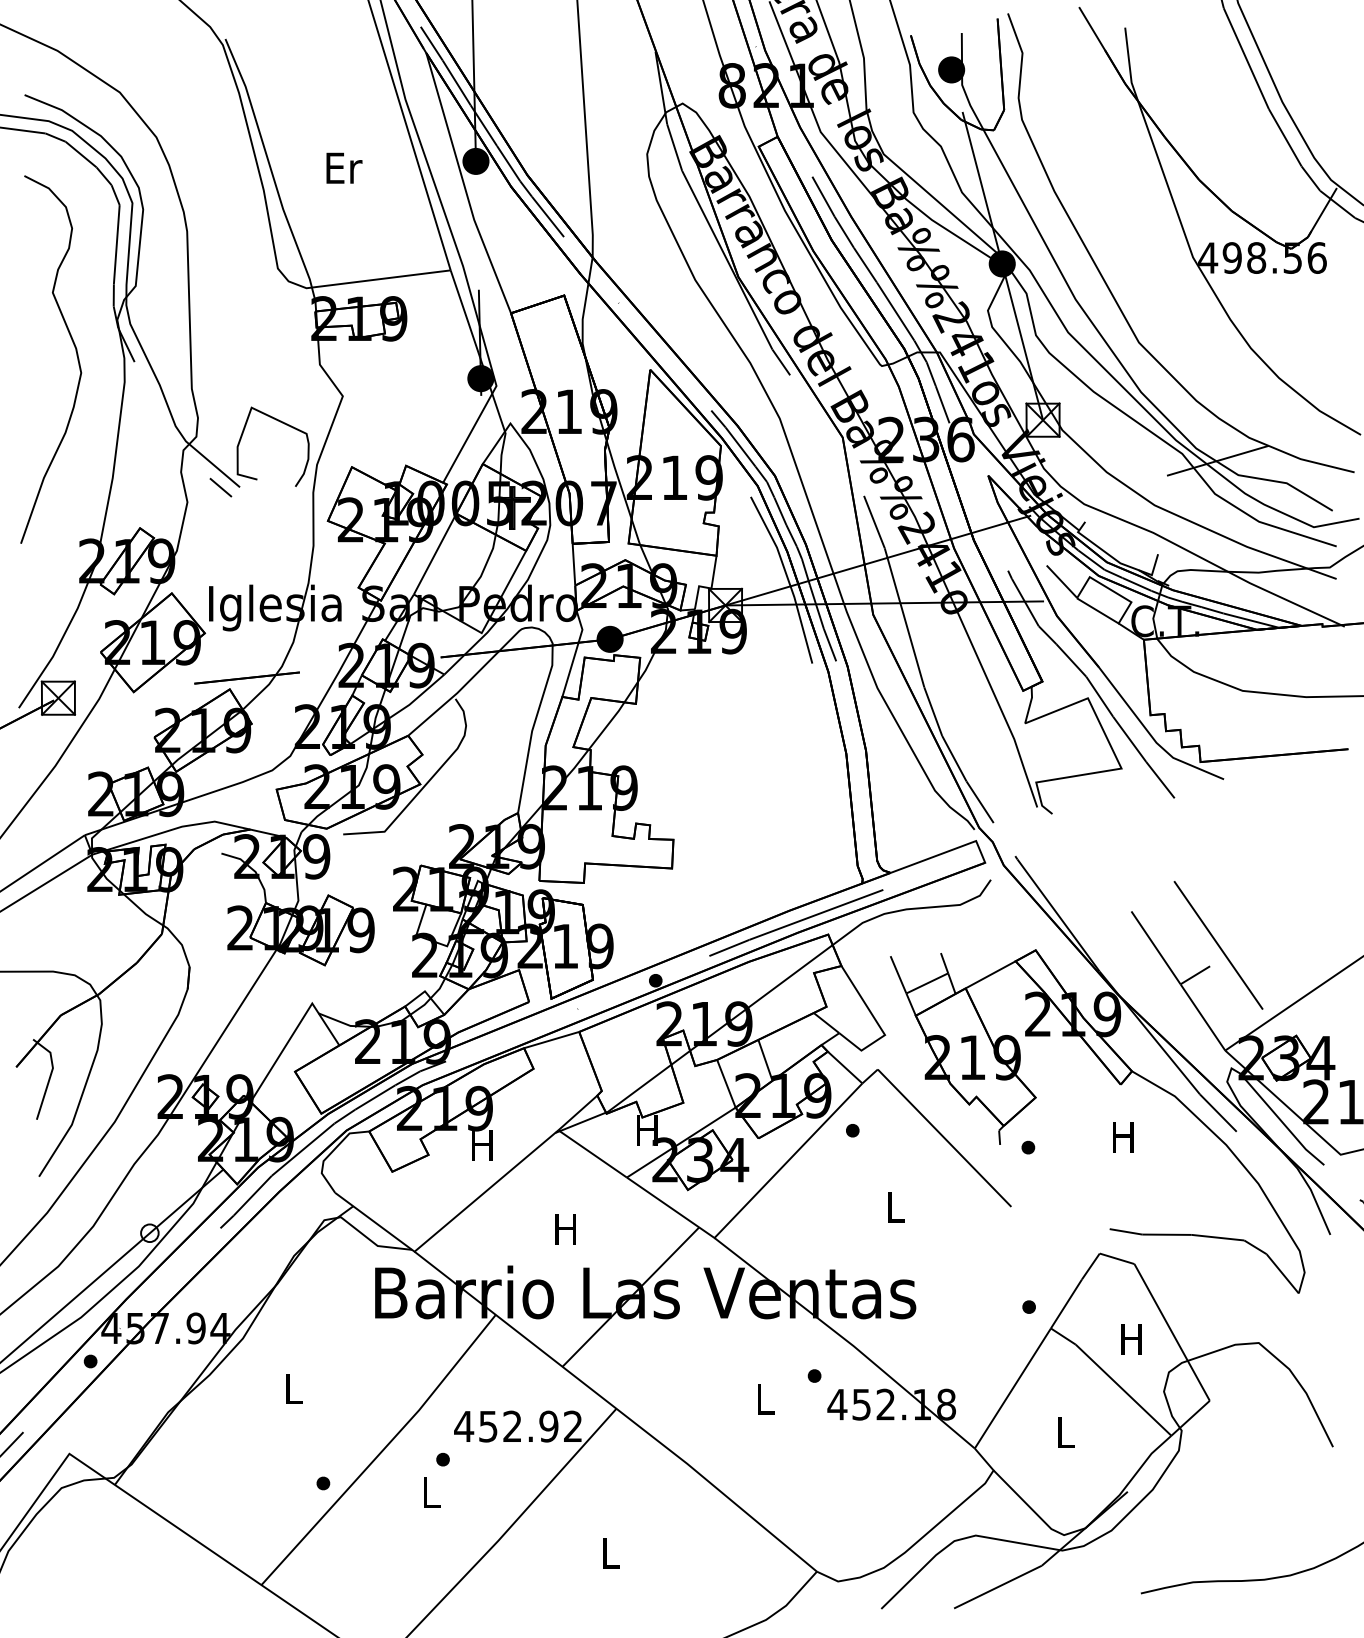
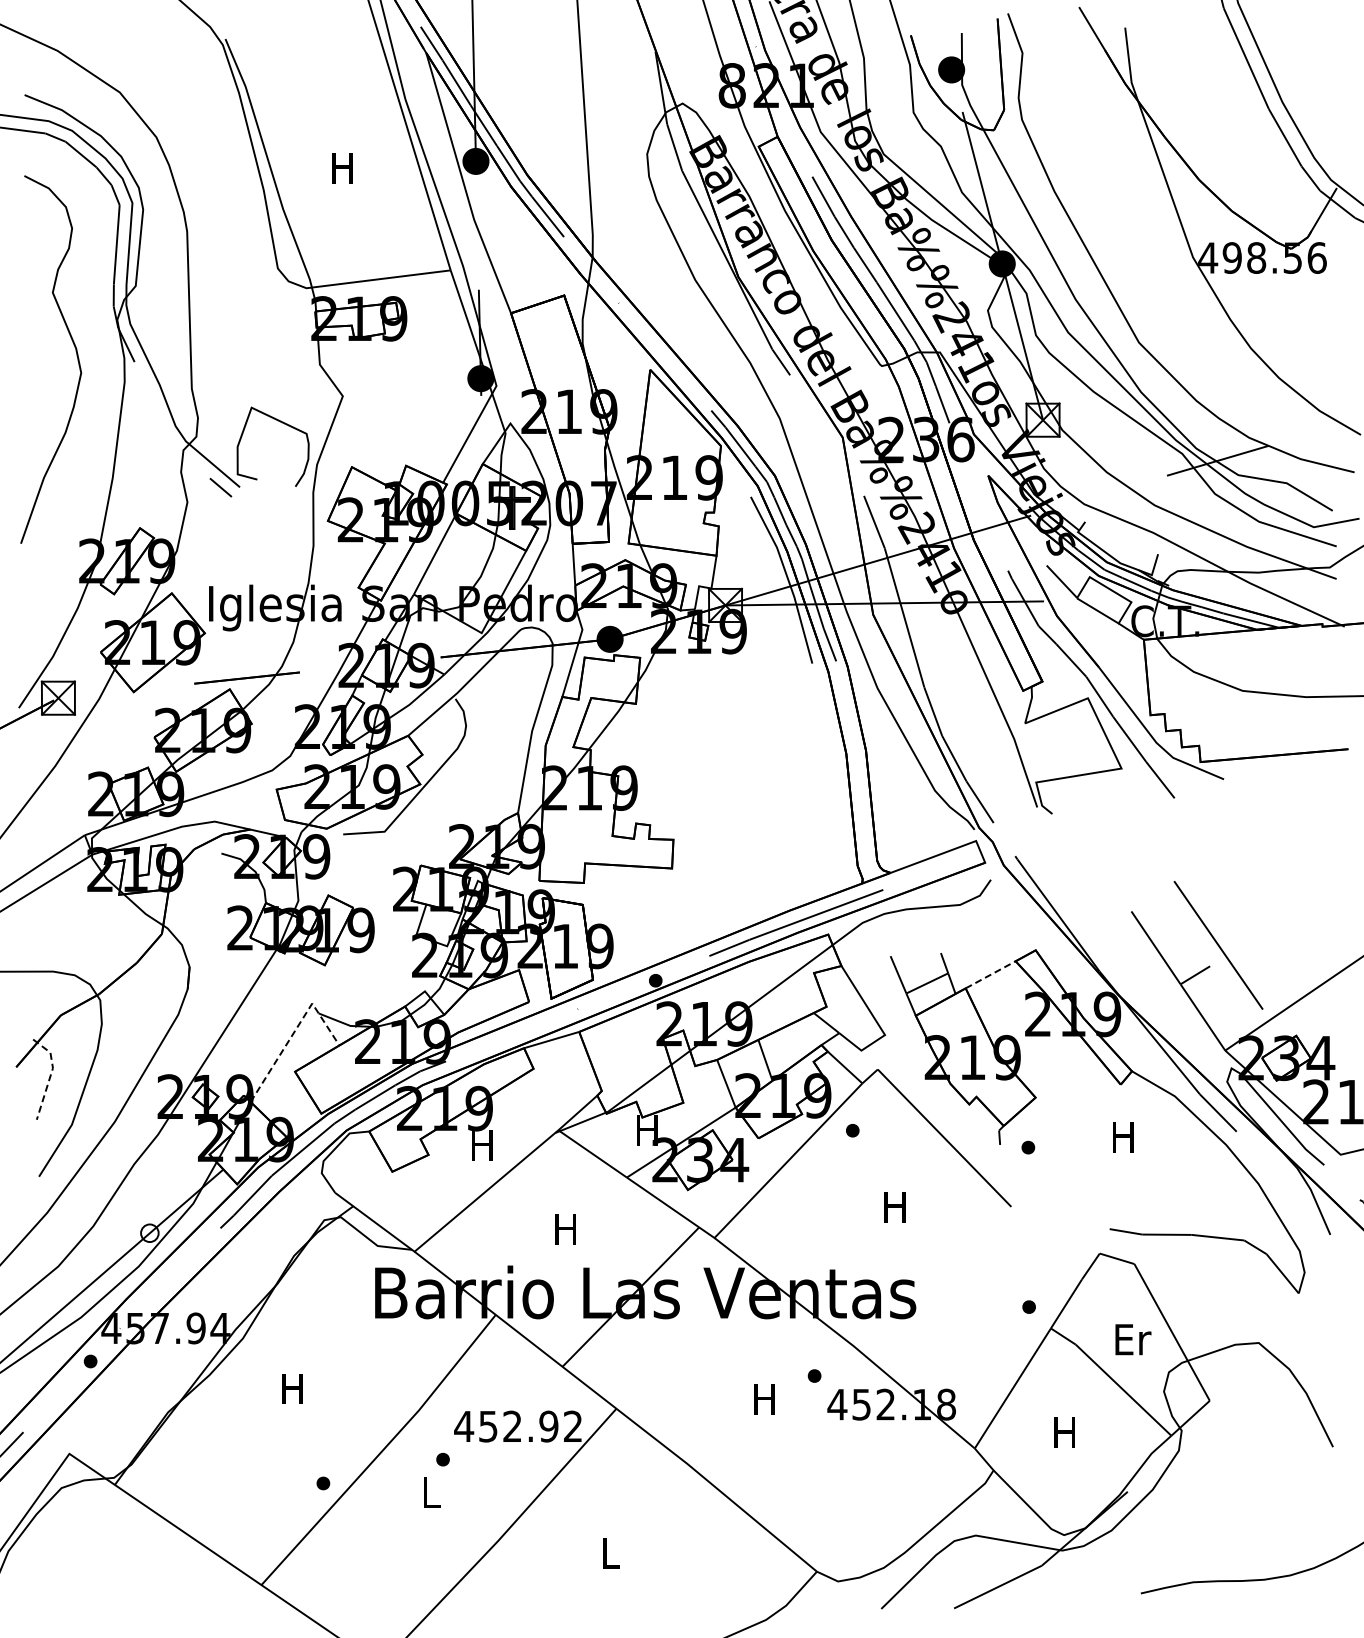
text: Er -> H (344, 167)
line: solid -> dashed (991, 974)
line: solid -> dashed (294, 1031)
line: solid -> dashed (50, 1075)
text: L -> H (894, 1207)
text: H -> Er (1133, 1339)
text: L -> H (292, 1388)
text: L -> H (764, 1399)
text: L -> H (1064, 1432)
